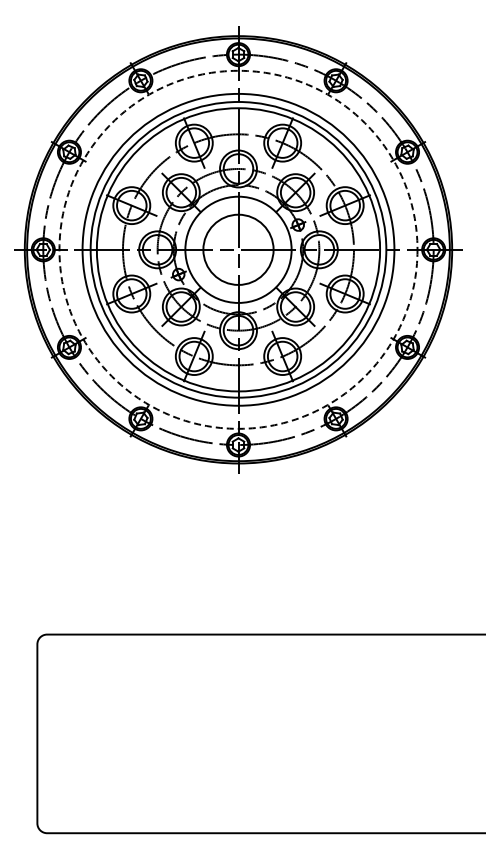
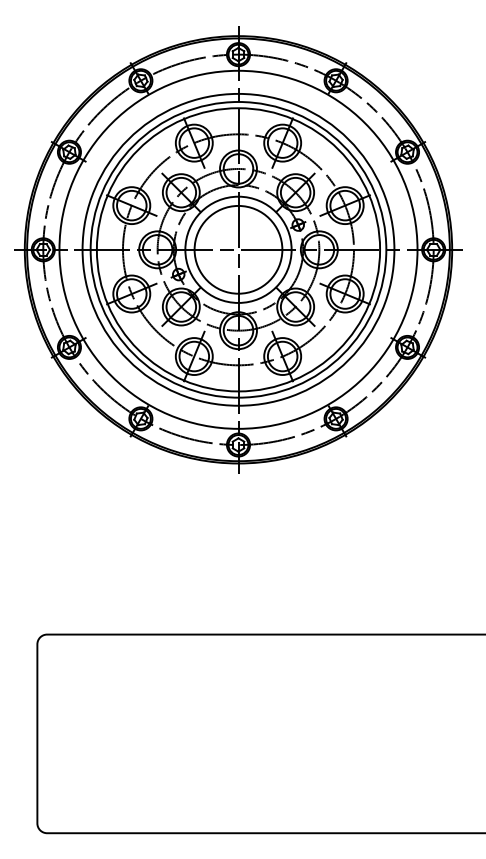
circle diameter: 70 px -> 88 px (238, 249)
circle: dashed -> solid (238, 249)
